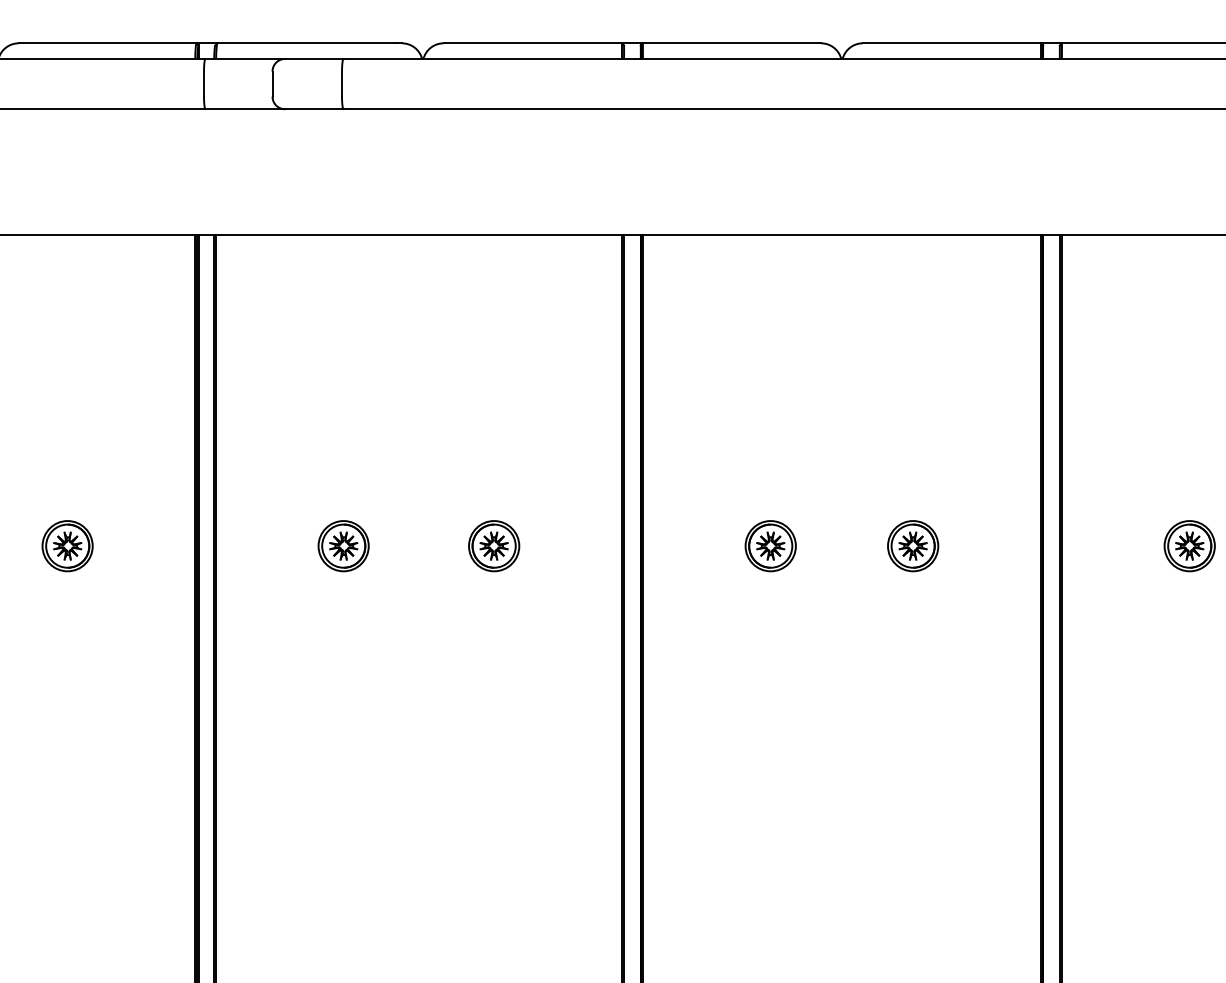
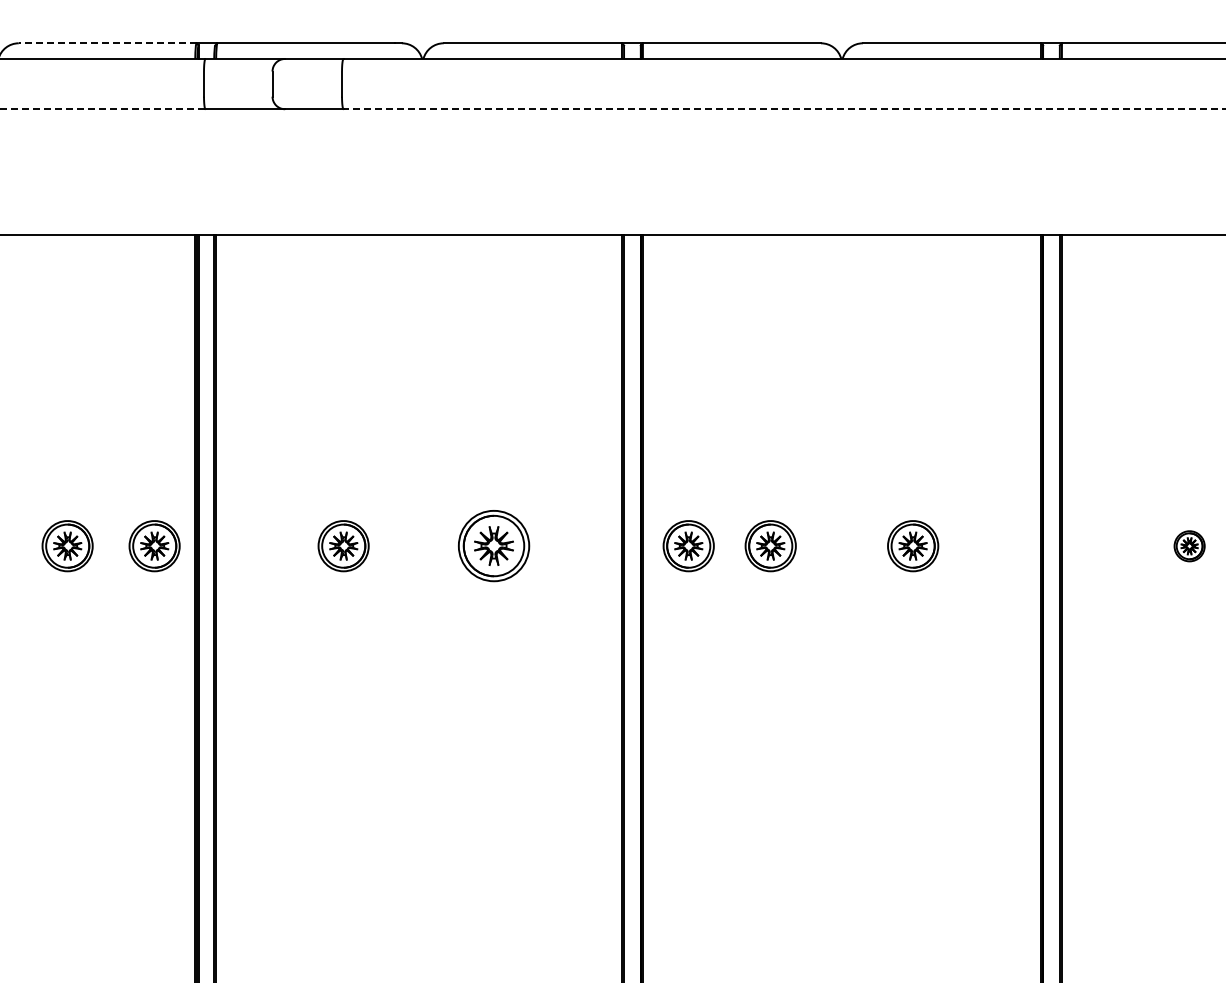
line: solid -> dashed (107, 43)
line: solid -> dashed (102, 109)
line: solid -> dashed (784, 109)
part: none -> present (154, 546)
part size: 53x53 px -> 73x73 px (494, 546)
part: none -> present (688, 546)
part size: 53x53 px -> 33x33 px (1189, 546)
